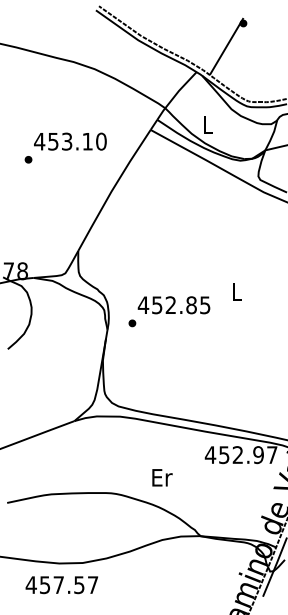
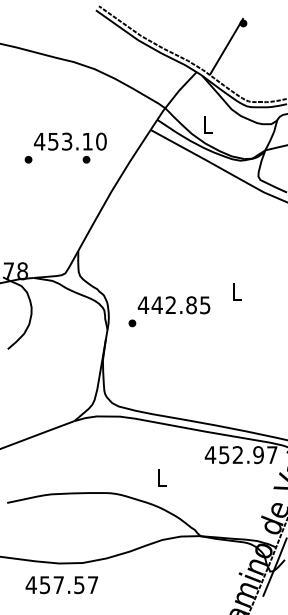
part: none -> present (86, 159)
text: 452.85 -> 442.85 (156, 305)
text: Er -> L (162, 477)
